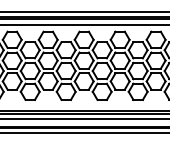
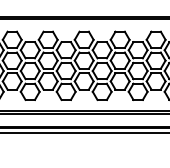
line: present -> none (84, 11)
line: present -> none (84, 24)
line: present -> none (84, 118)
